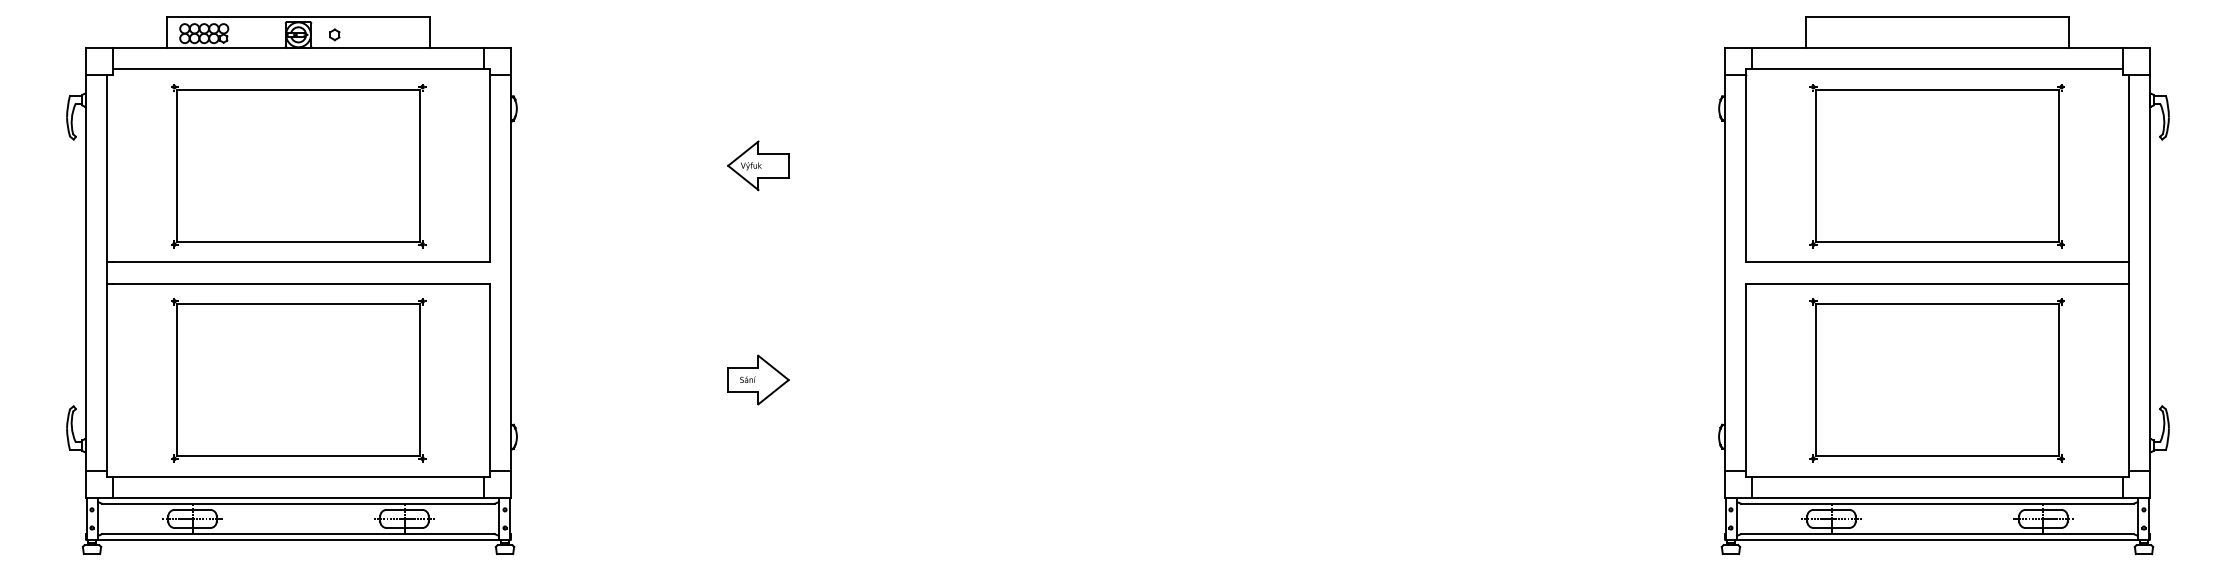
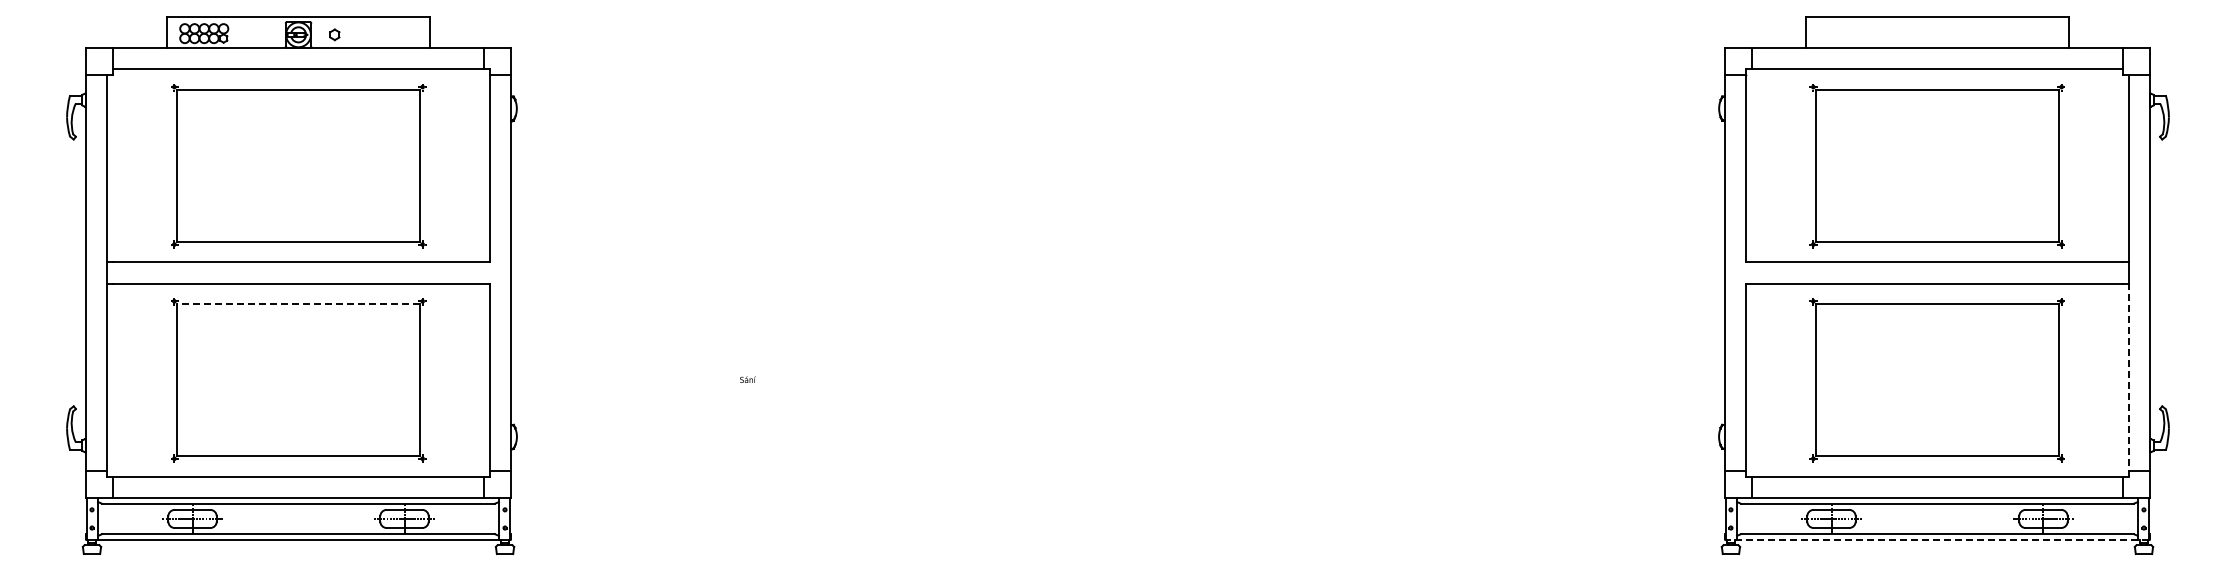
part: present -> none (758, 165)
line: solid -> dashed (298, 304)
part: present -> none (758, 379)
line: solid -> dashed (2128, 380)
line: solid -> dashed (1937, 540)
